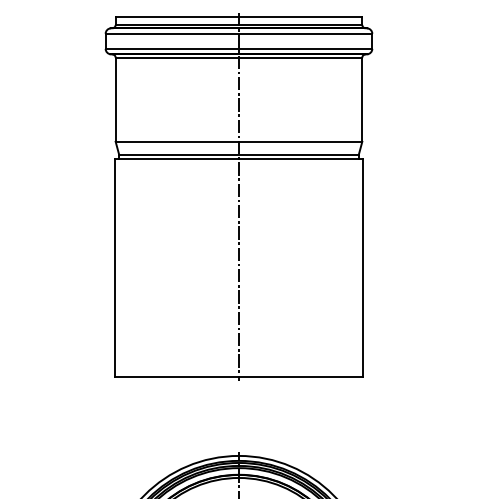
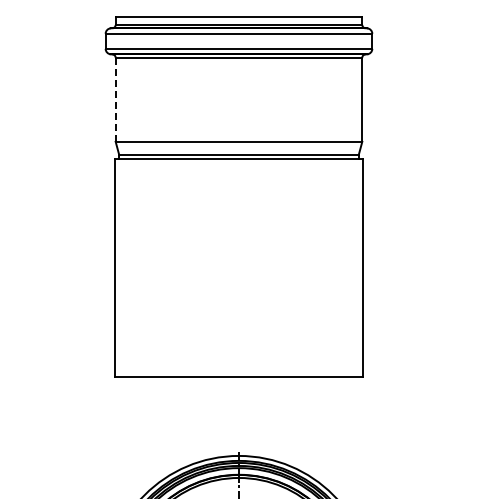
line: solid -> dashed (115, 99)
line: present -> none (238, 196)
